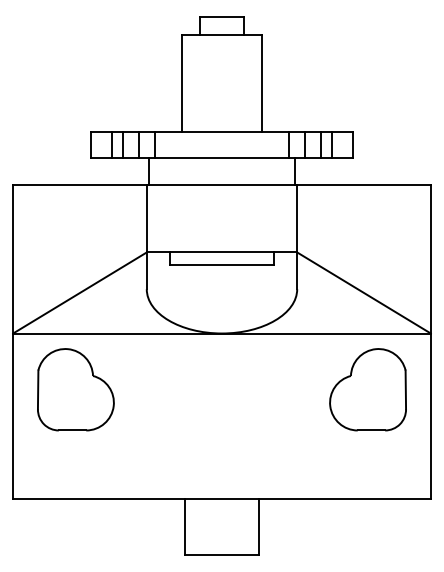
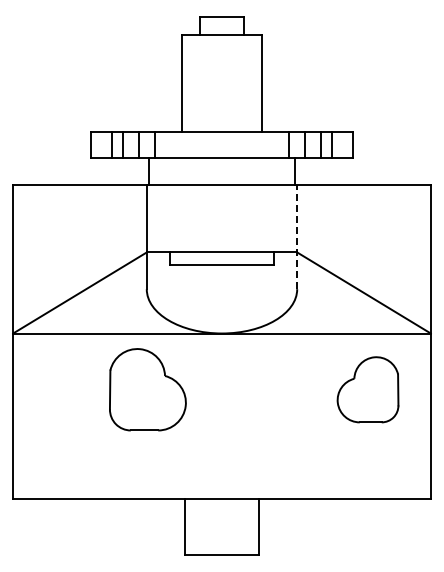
line: solid -> dashed (297, 236)
part position: (75, 389) -> (147, 389) (147, 389)
part size: 78x84 px -> 64x68 px (367, 389)
